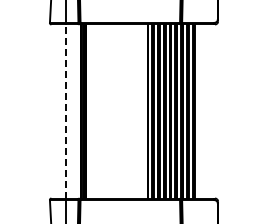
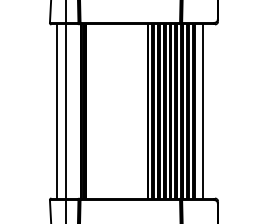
line: none -> present (57, 111)
line: dashed -> solid (65, 111)
line: none -> present (203, 111)
